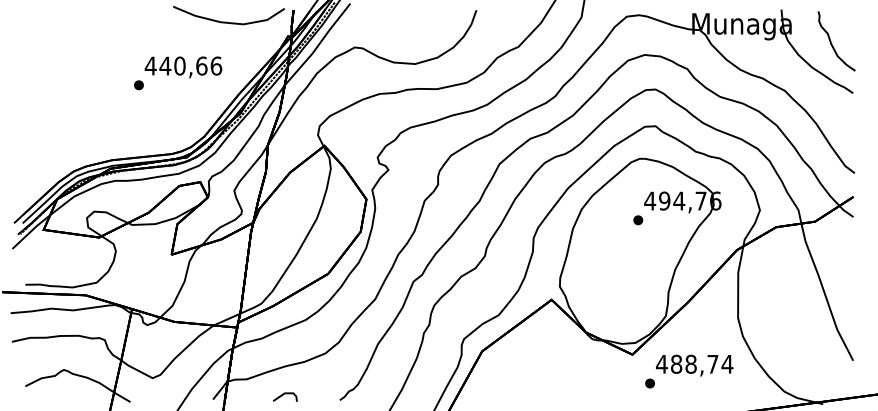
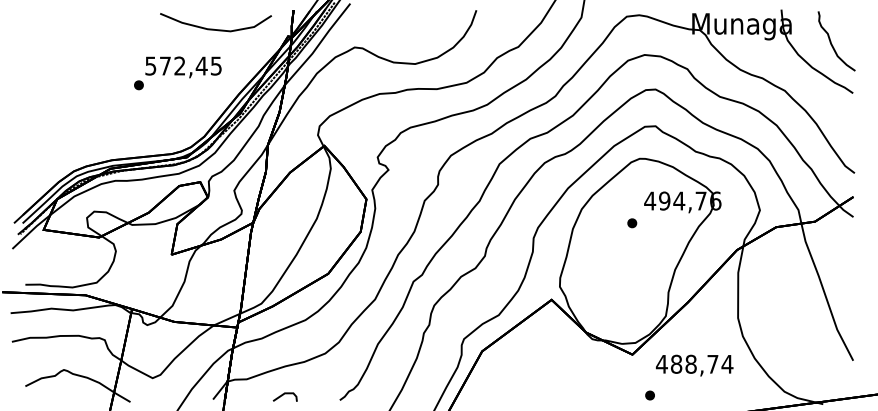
curve position: (226, 21) -> (213, 28) (213, 28)
text: 440,66 -> 572,45 (183, 65)
part position: (638, 220) -> (632, 223) (632, 223)
part position: (649, 383) -> (649, 395) (649, 395)
